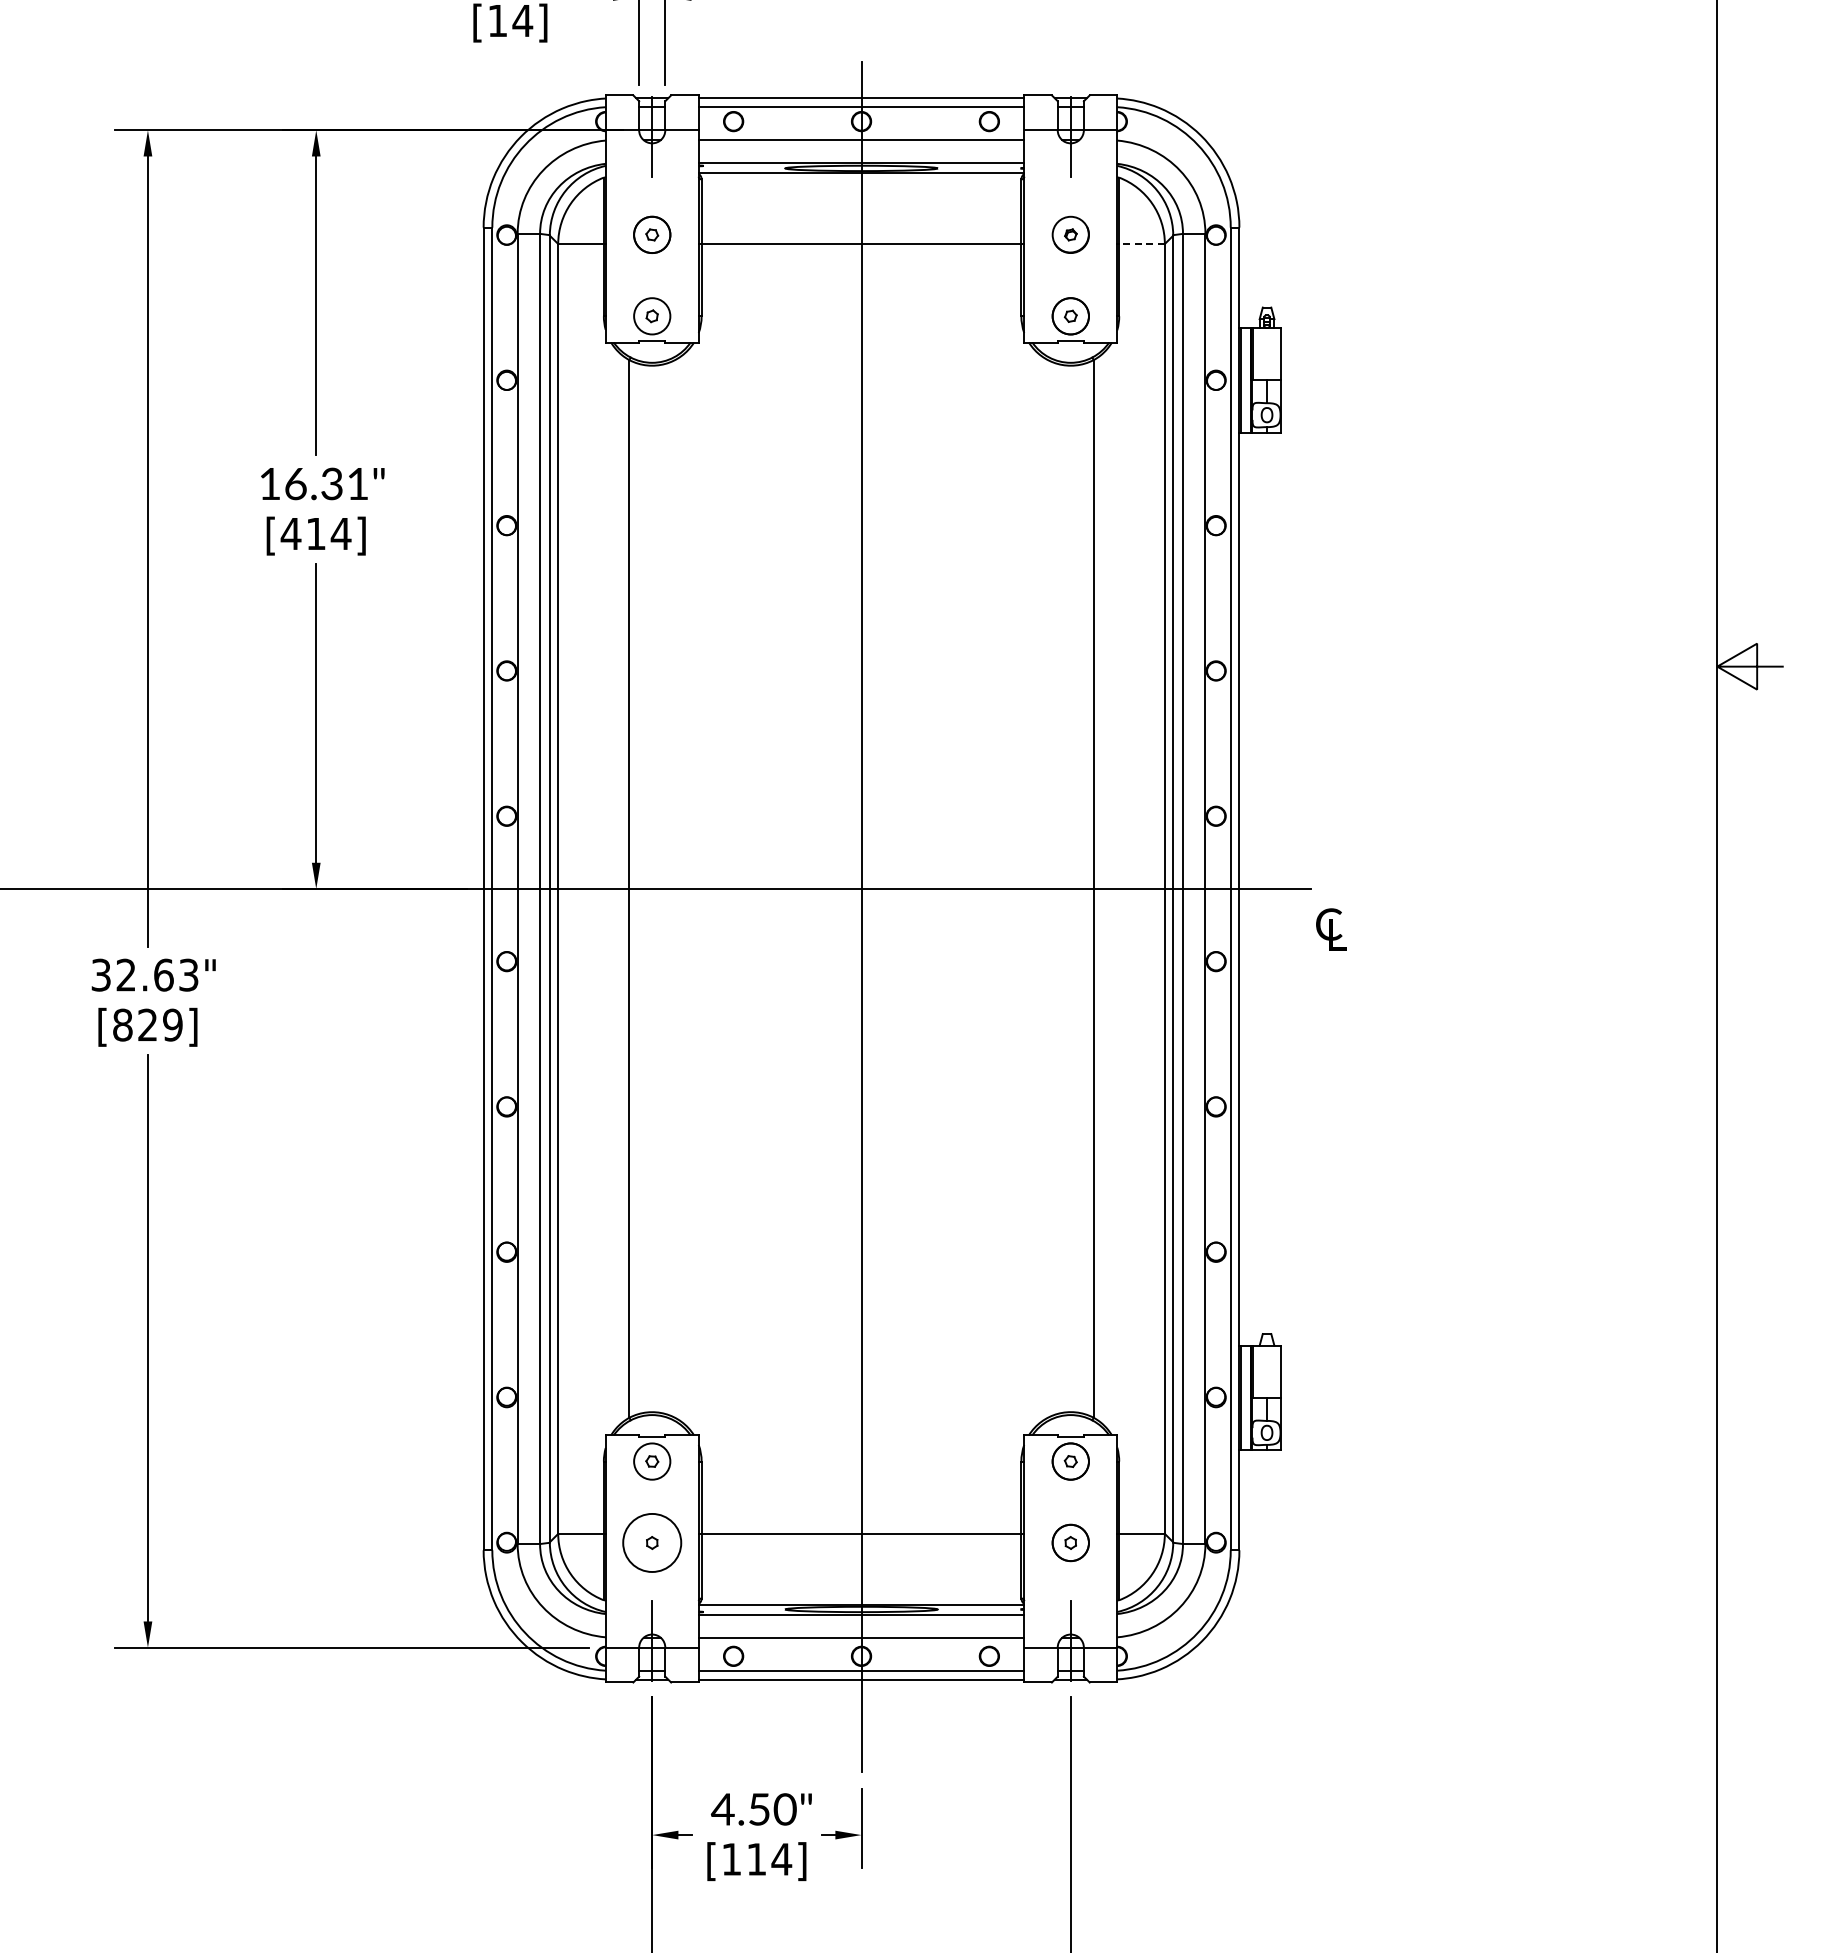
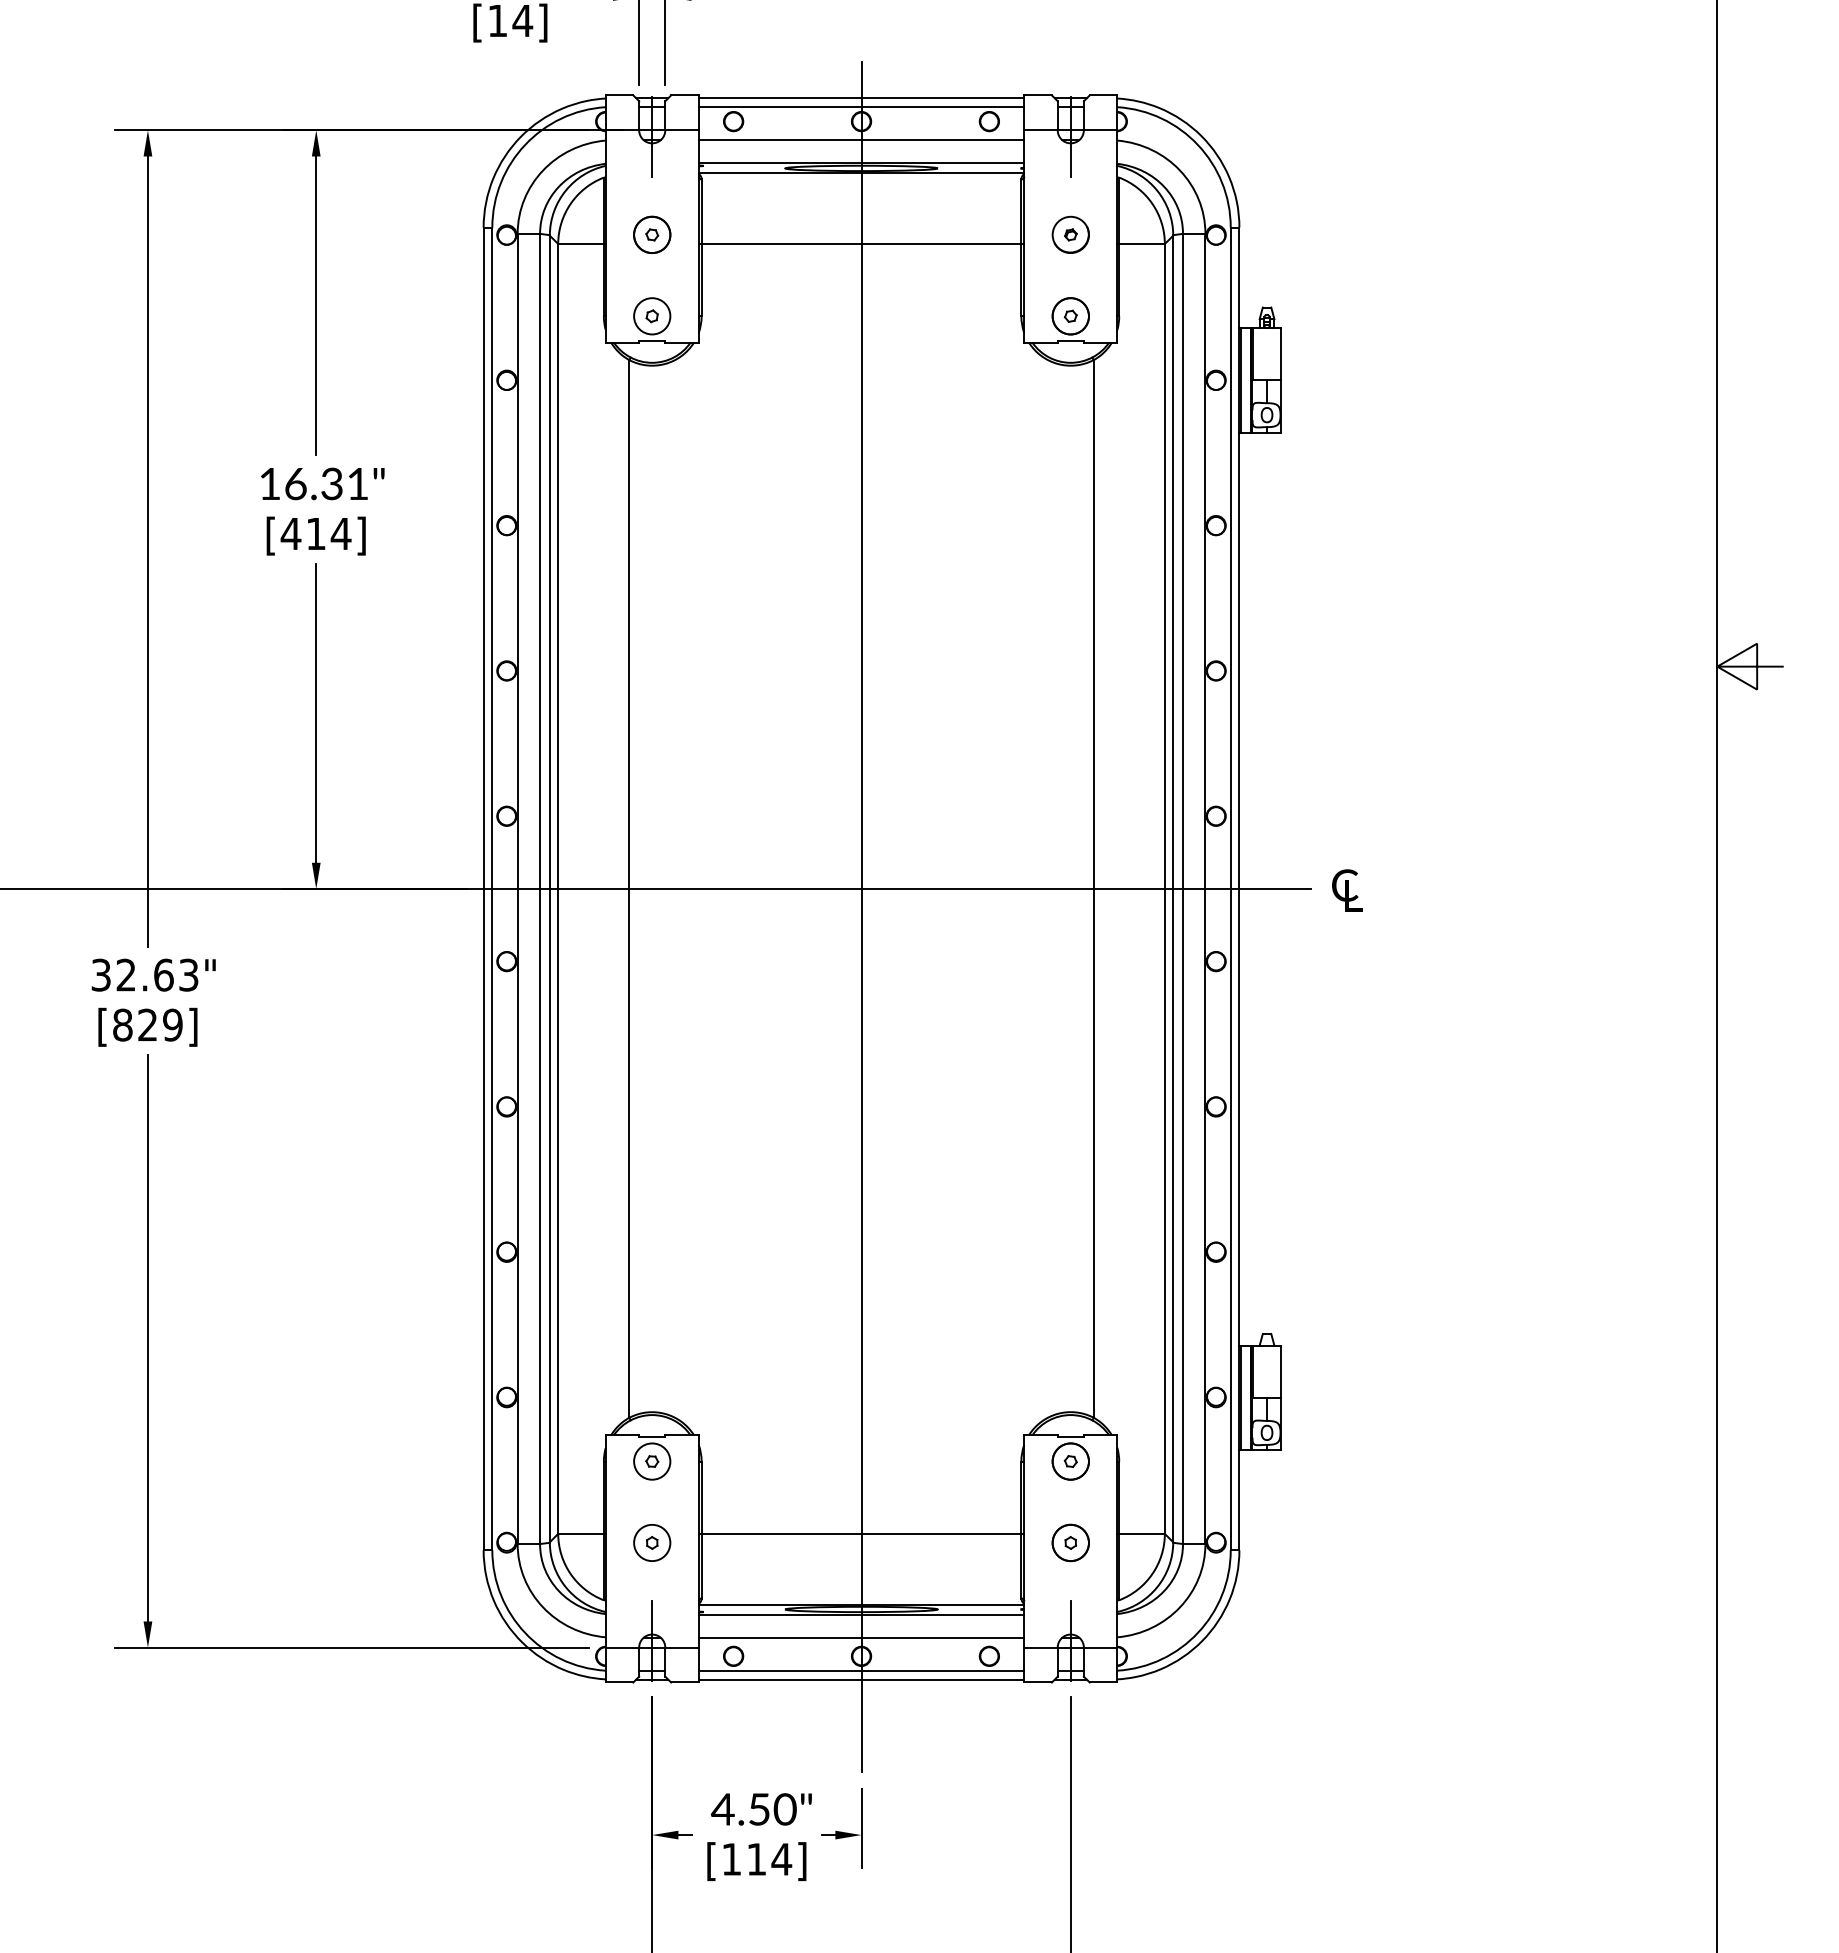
line: dashed -> solid (1142, 244)
text position: (1331, 929) -> (1347, 890) (1347, 890)
circle diameter: 58 px -> 36 px (652, 1542)
